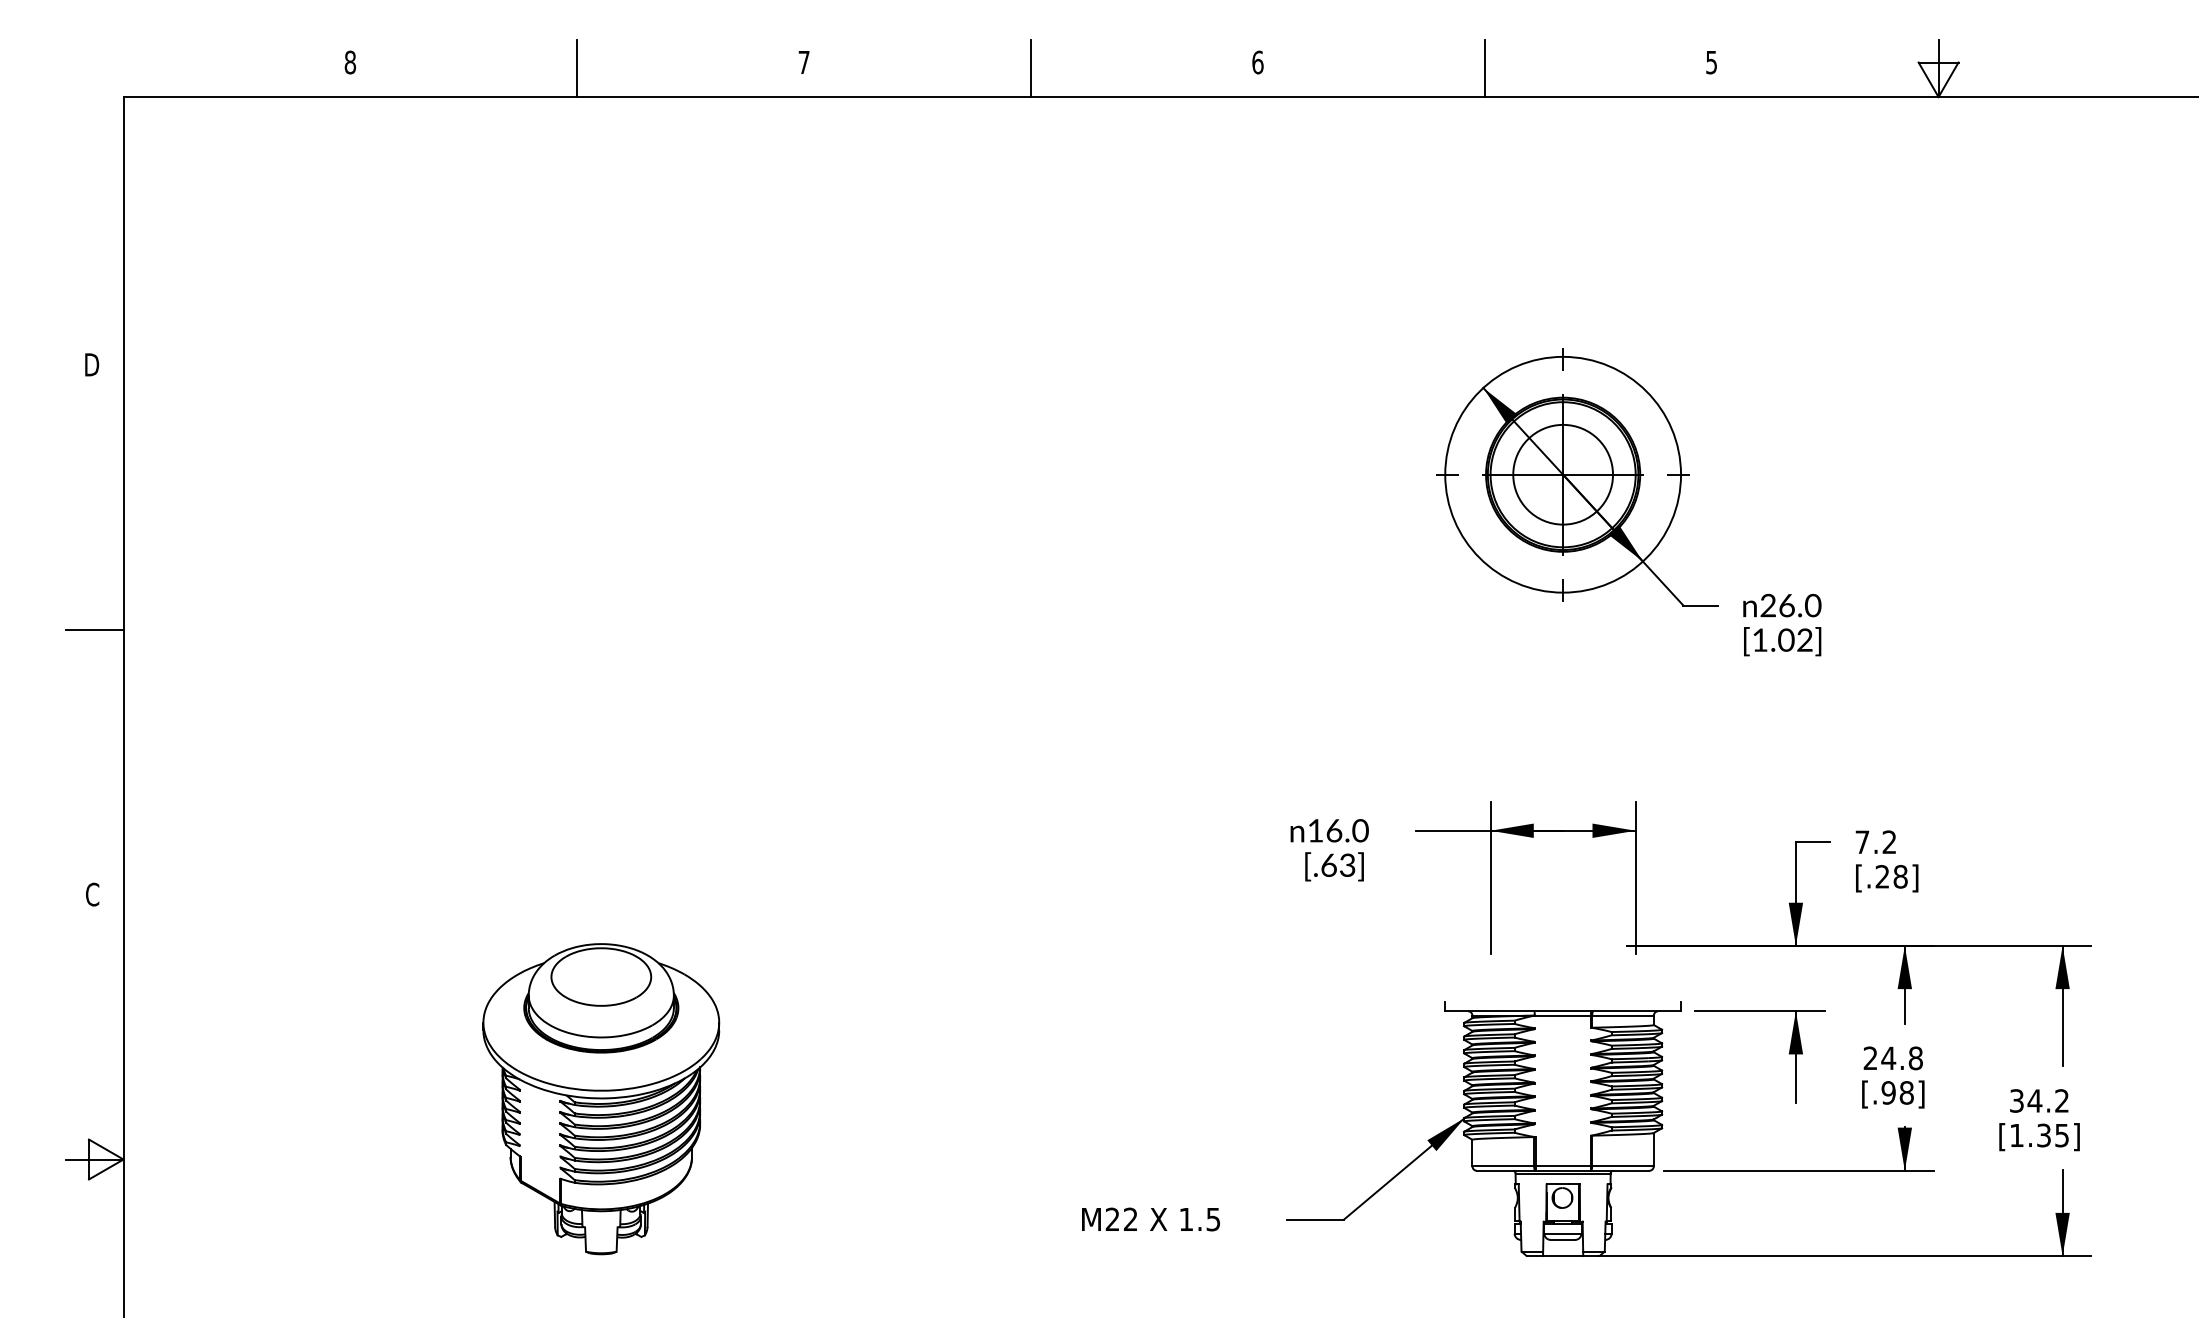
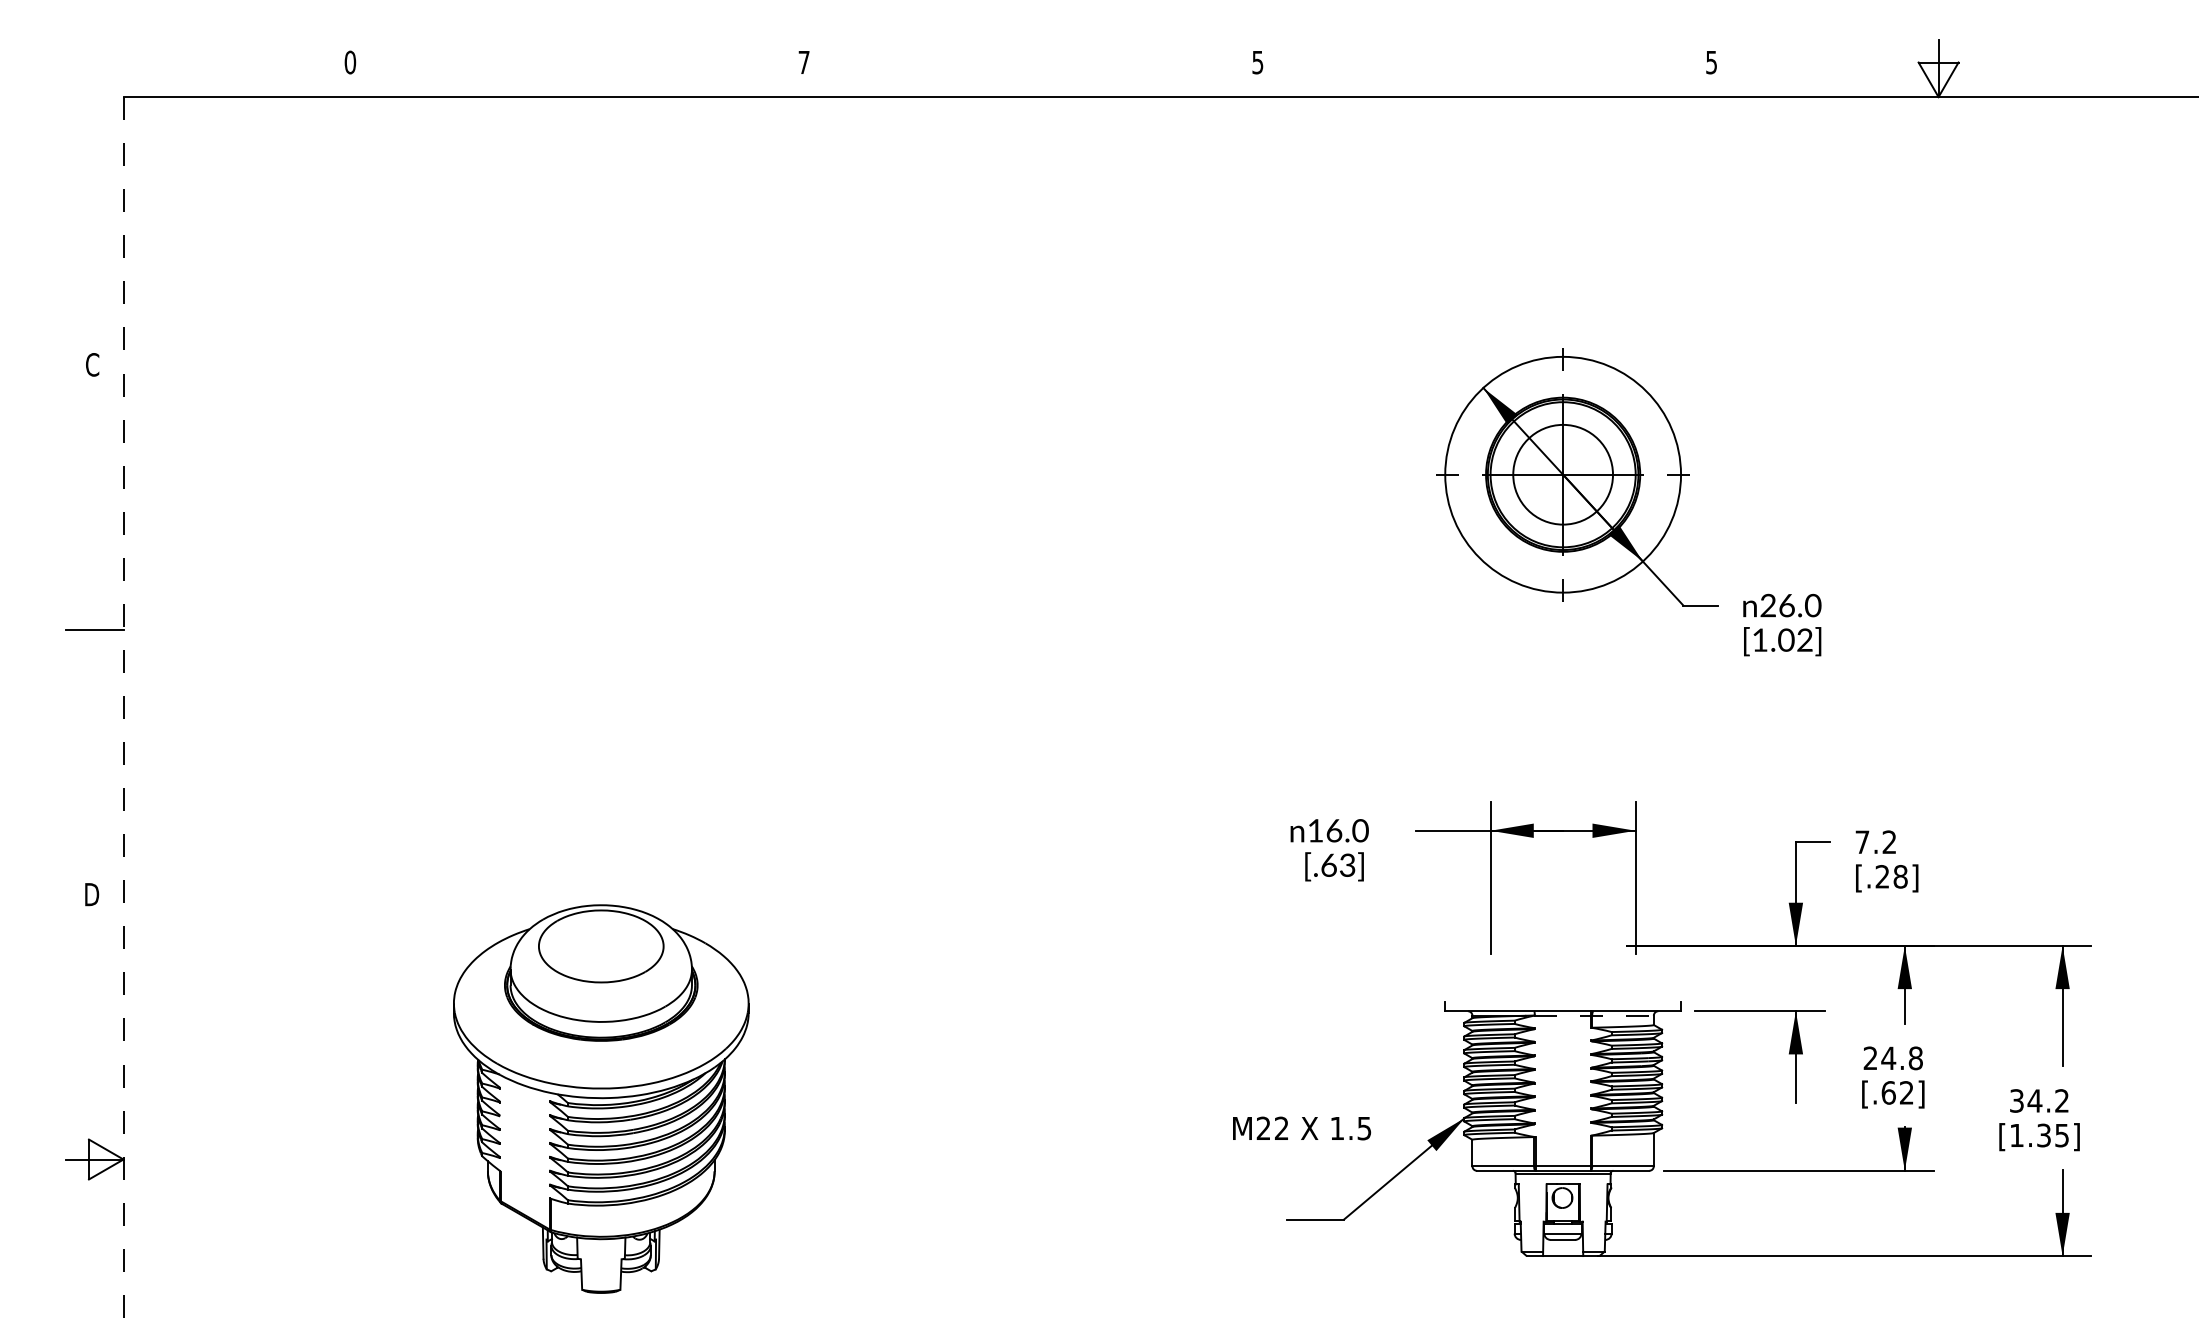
text: 8 -> 0 (350, 62)
text: 6 -> 5 (1257, 62)
line: present -> none (577, 68)
line: present -> none (1031, 68)
line: present -> none (1484, 68)
text: D -> C (92, 364)
line: solid -> dashed (123, 707)
text: C -> D (92, 894)
line: solid -> dashed (1594, 1015)
text: [.98] -> [.62] (1897, 1092)
part size: 239x313 px -> 297x390 px (601, 1098)
text position: (1151, 1219) -> (1302, 1128) (1302, 1128)
